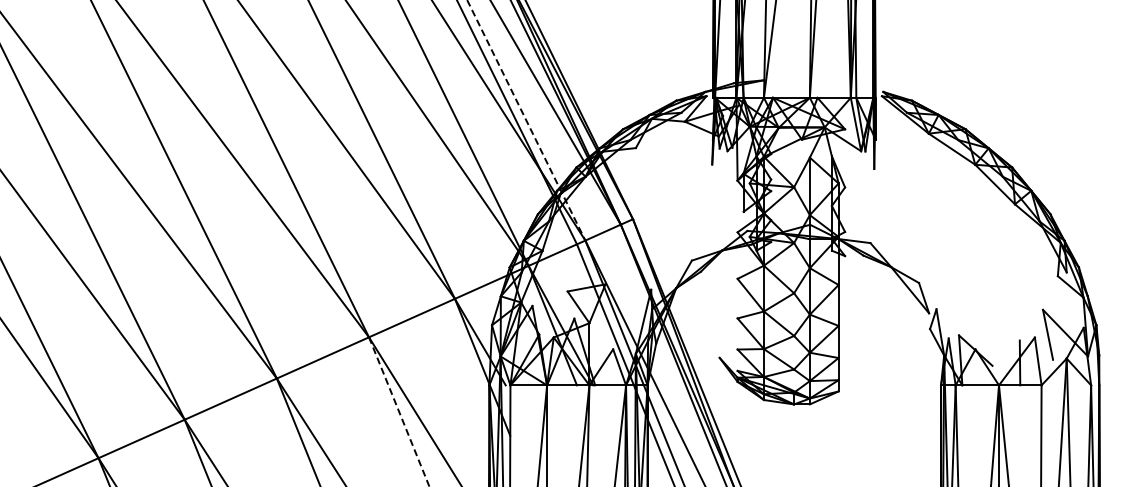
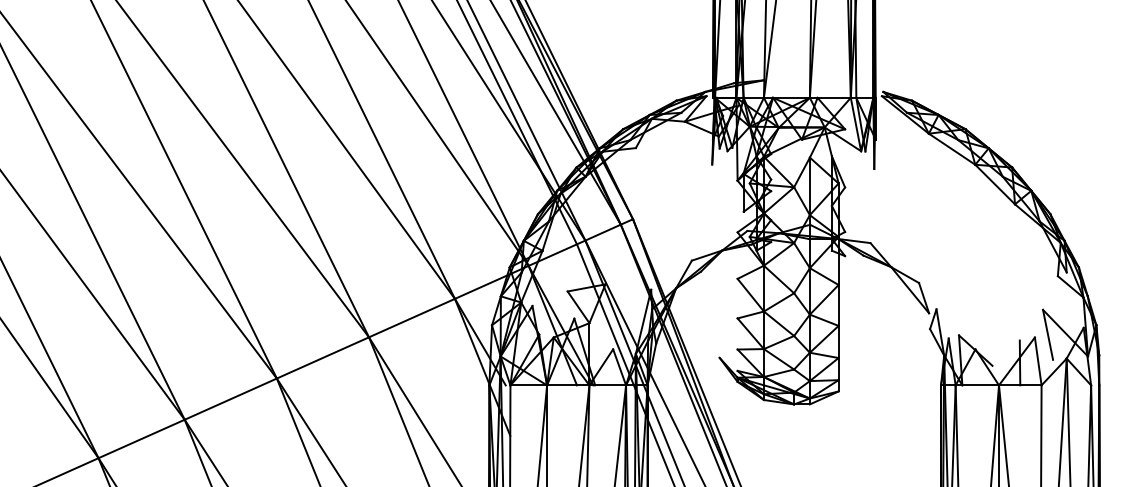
line: dashed -> solid (526, 120)
line: dashed -> solid (399, 412)
